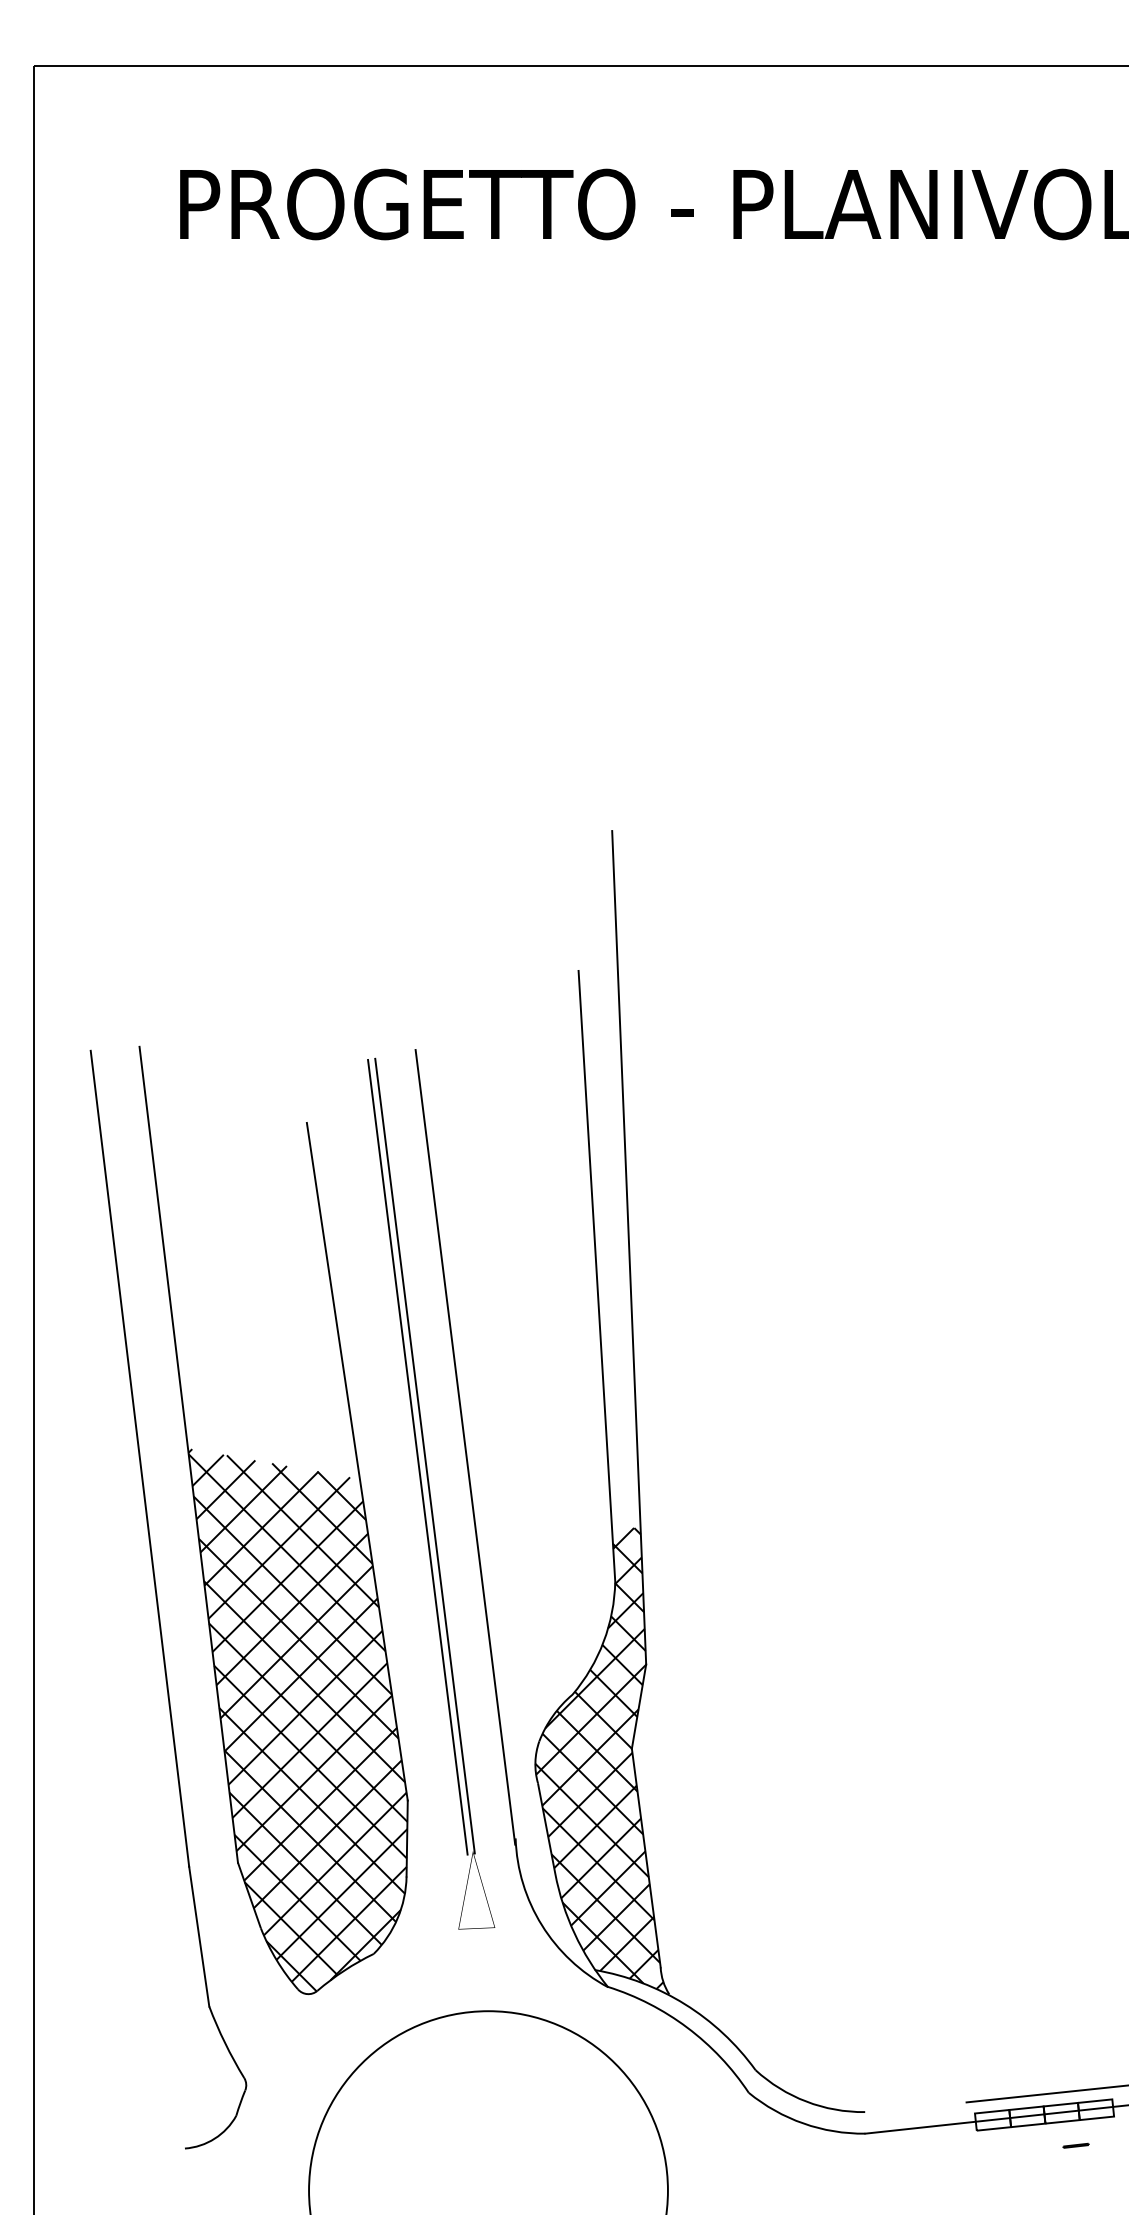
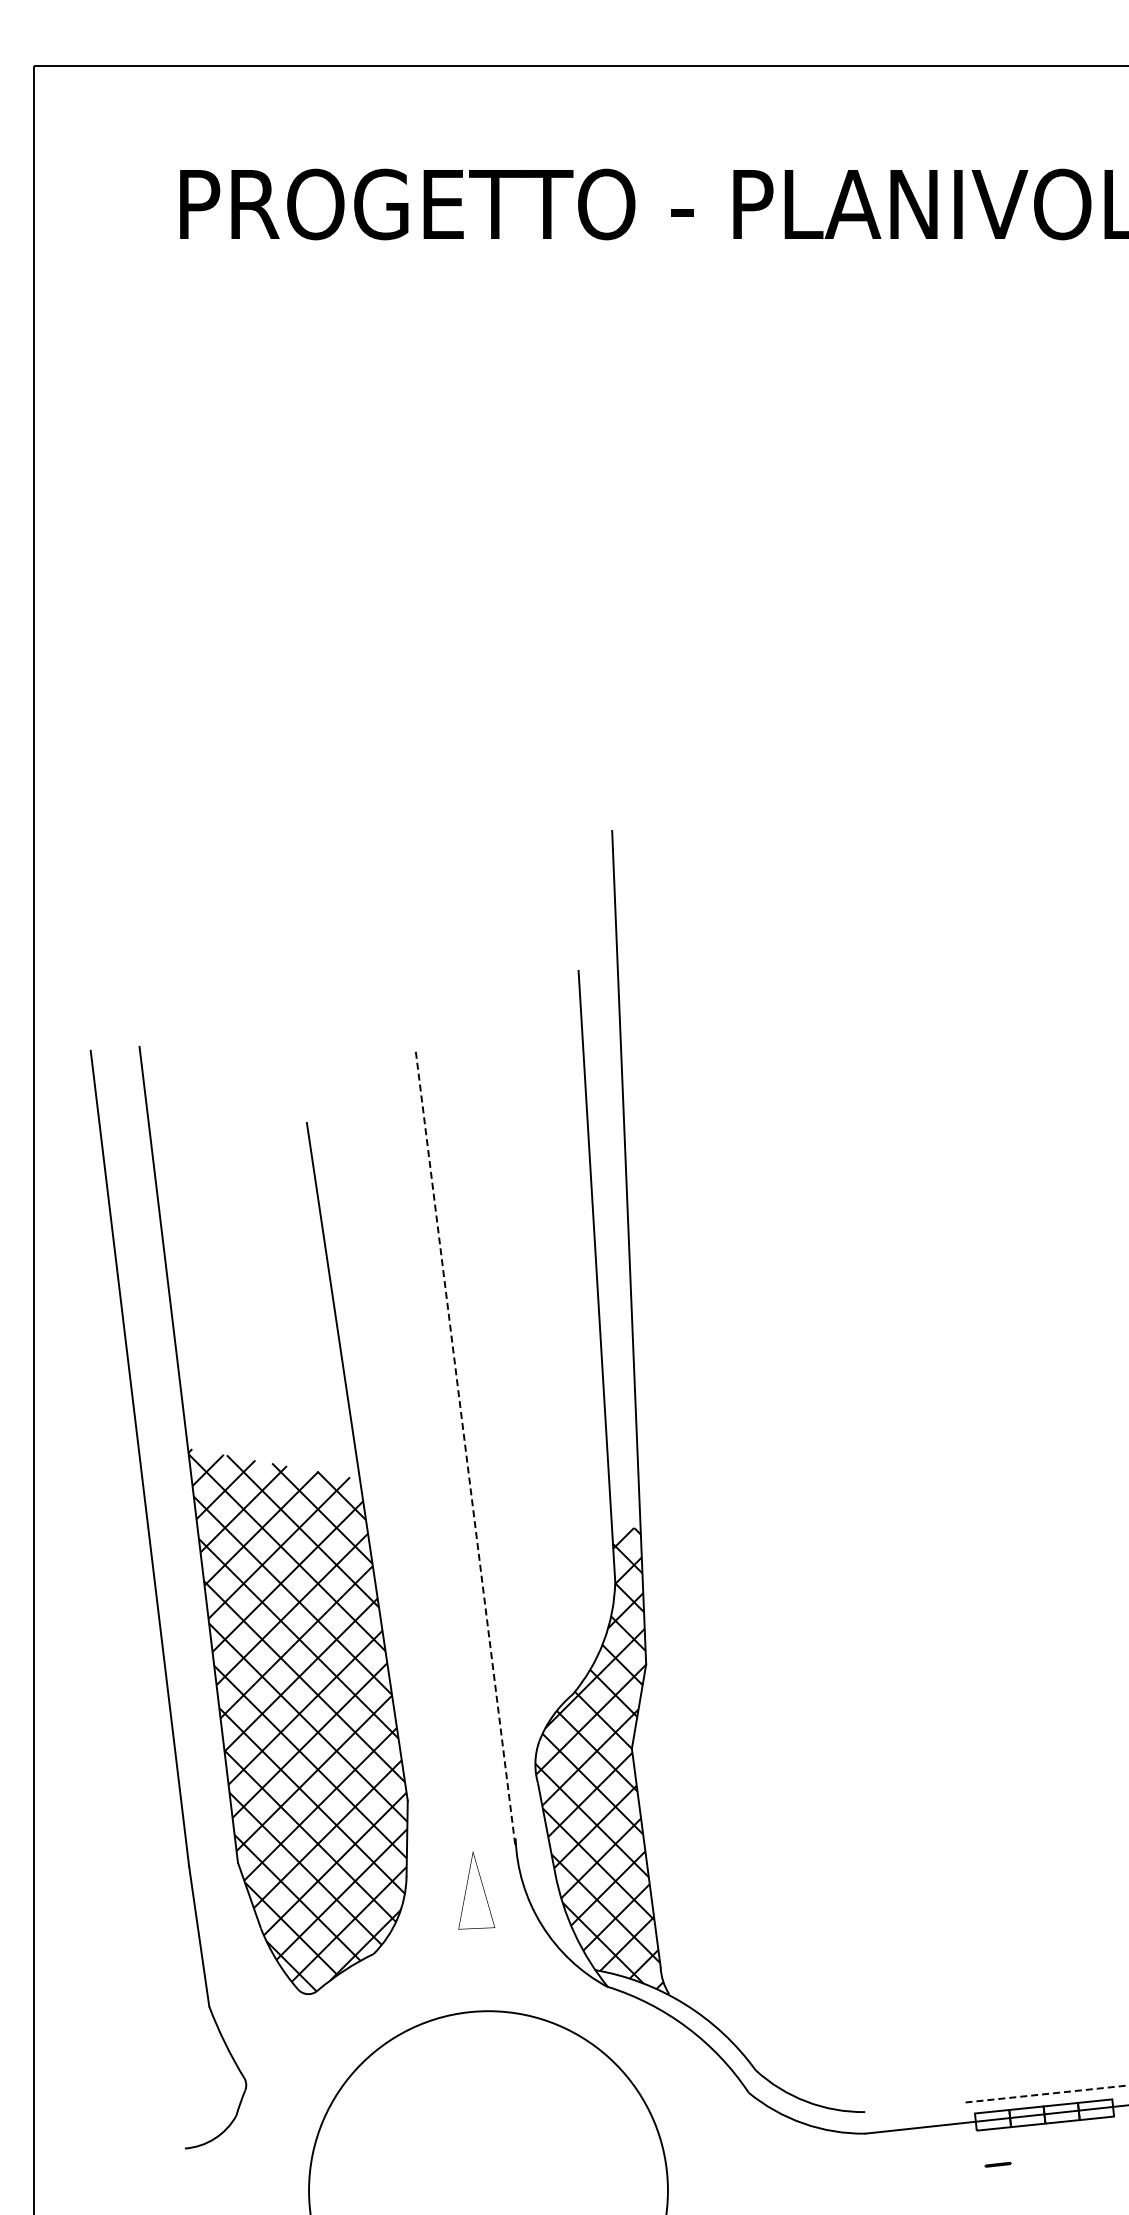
line: solid -> dashed (465, 1446)
line: present -> none (424, 1455)
line: present -> none (417, 1456)
line: solid -> dashed (1047, 2093)
line position: (1075, 2145) -> (997, 2164) (997, 2164)
